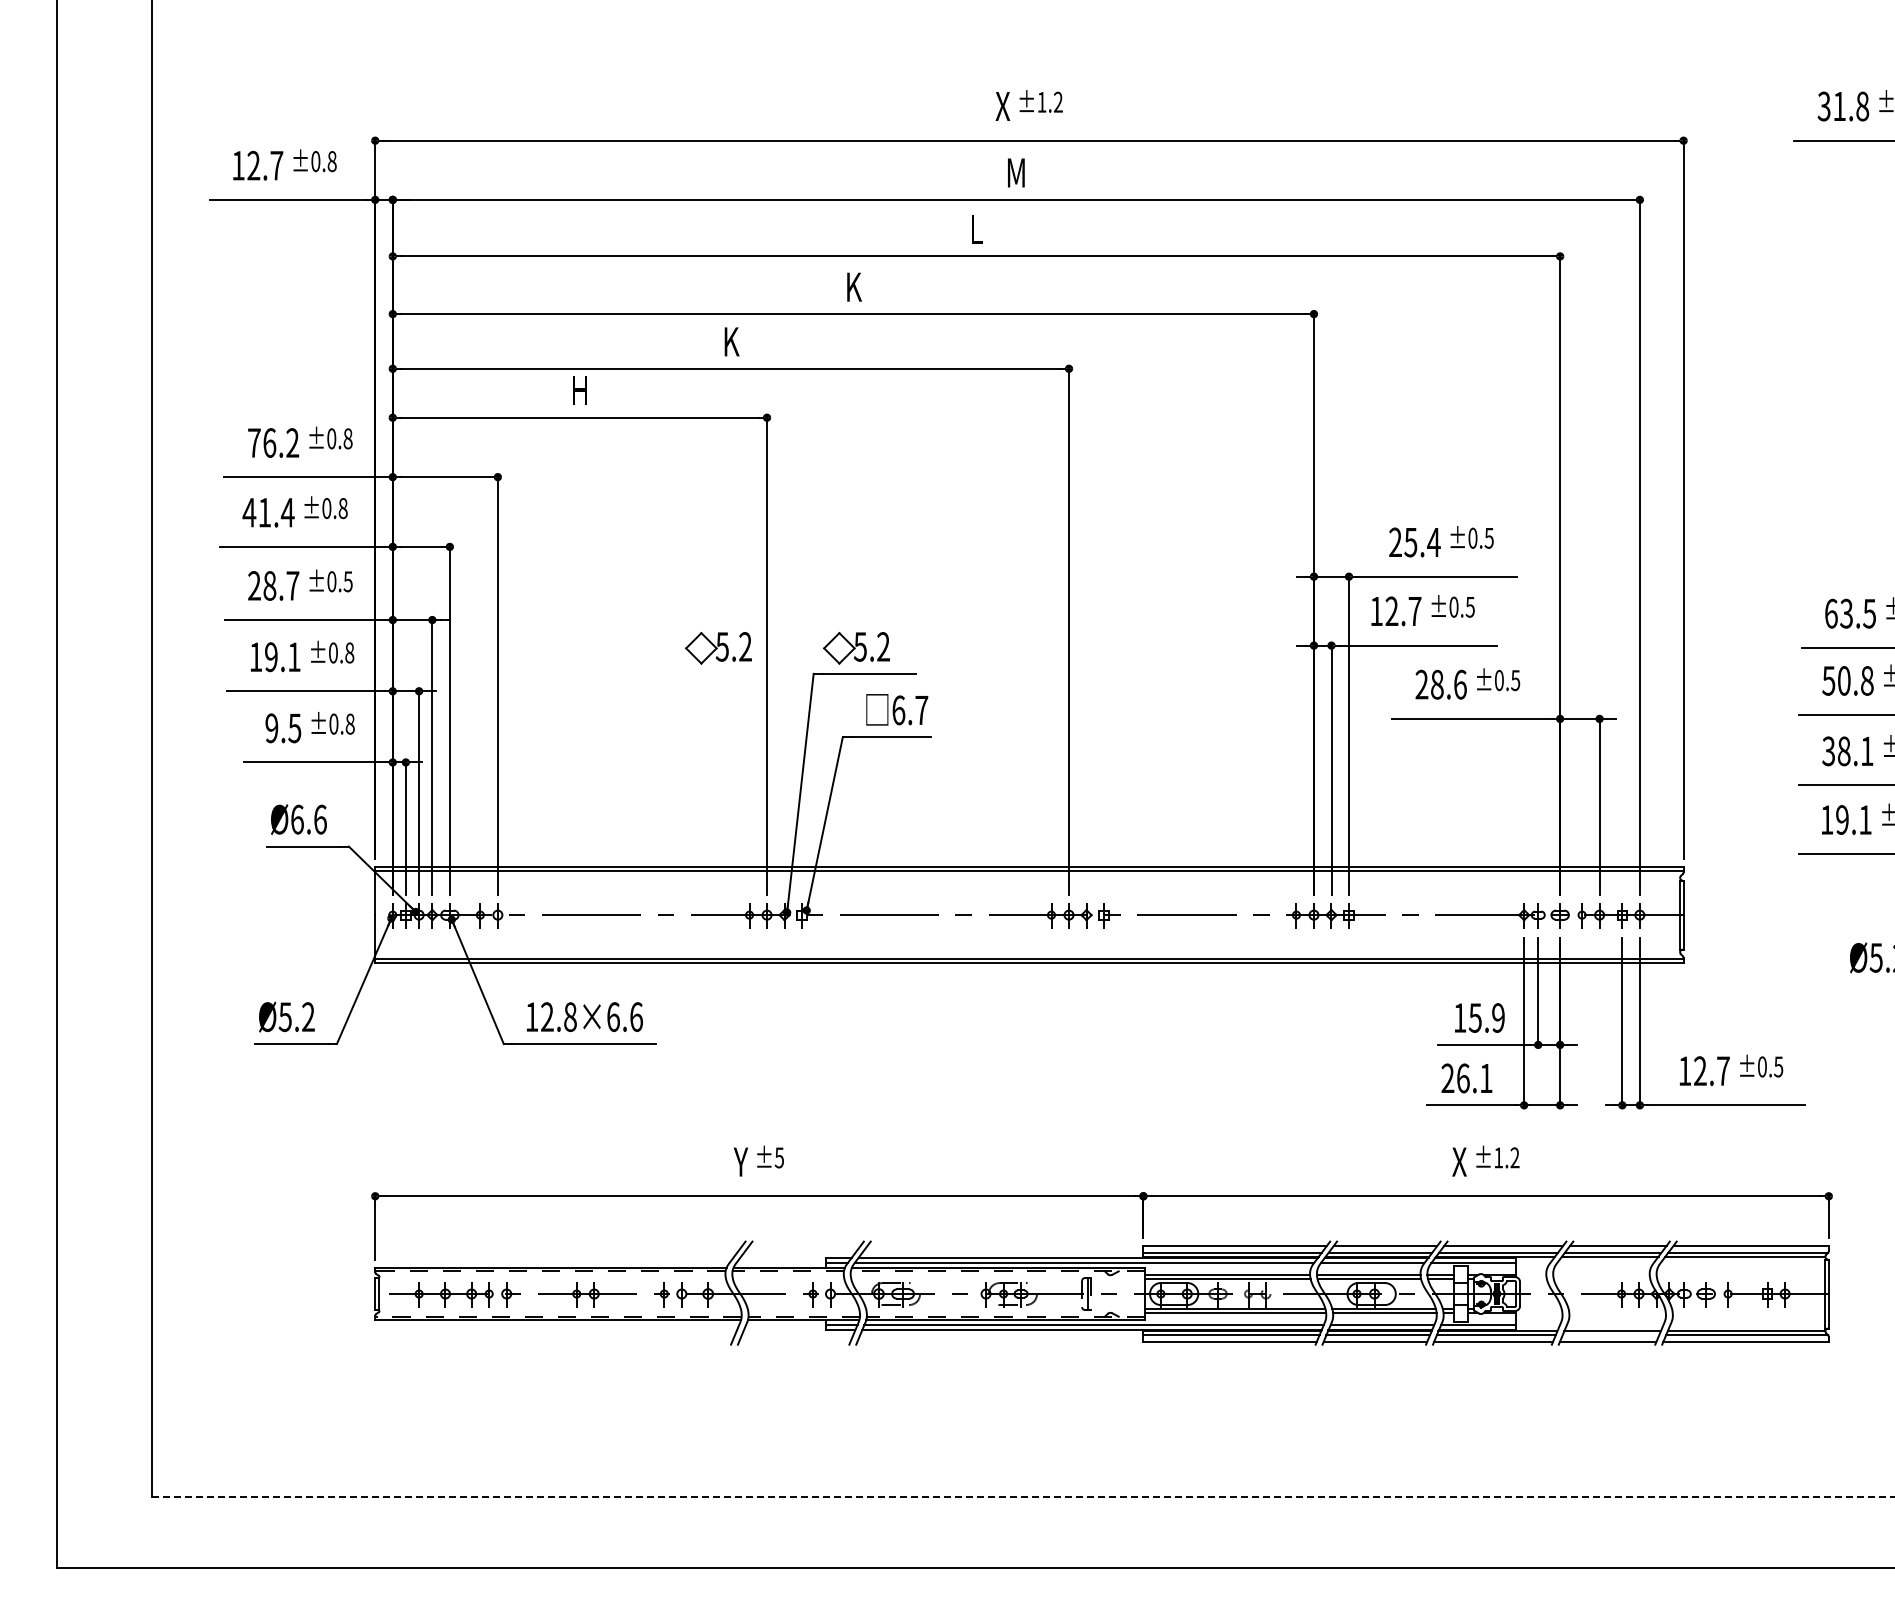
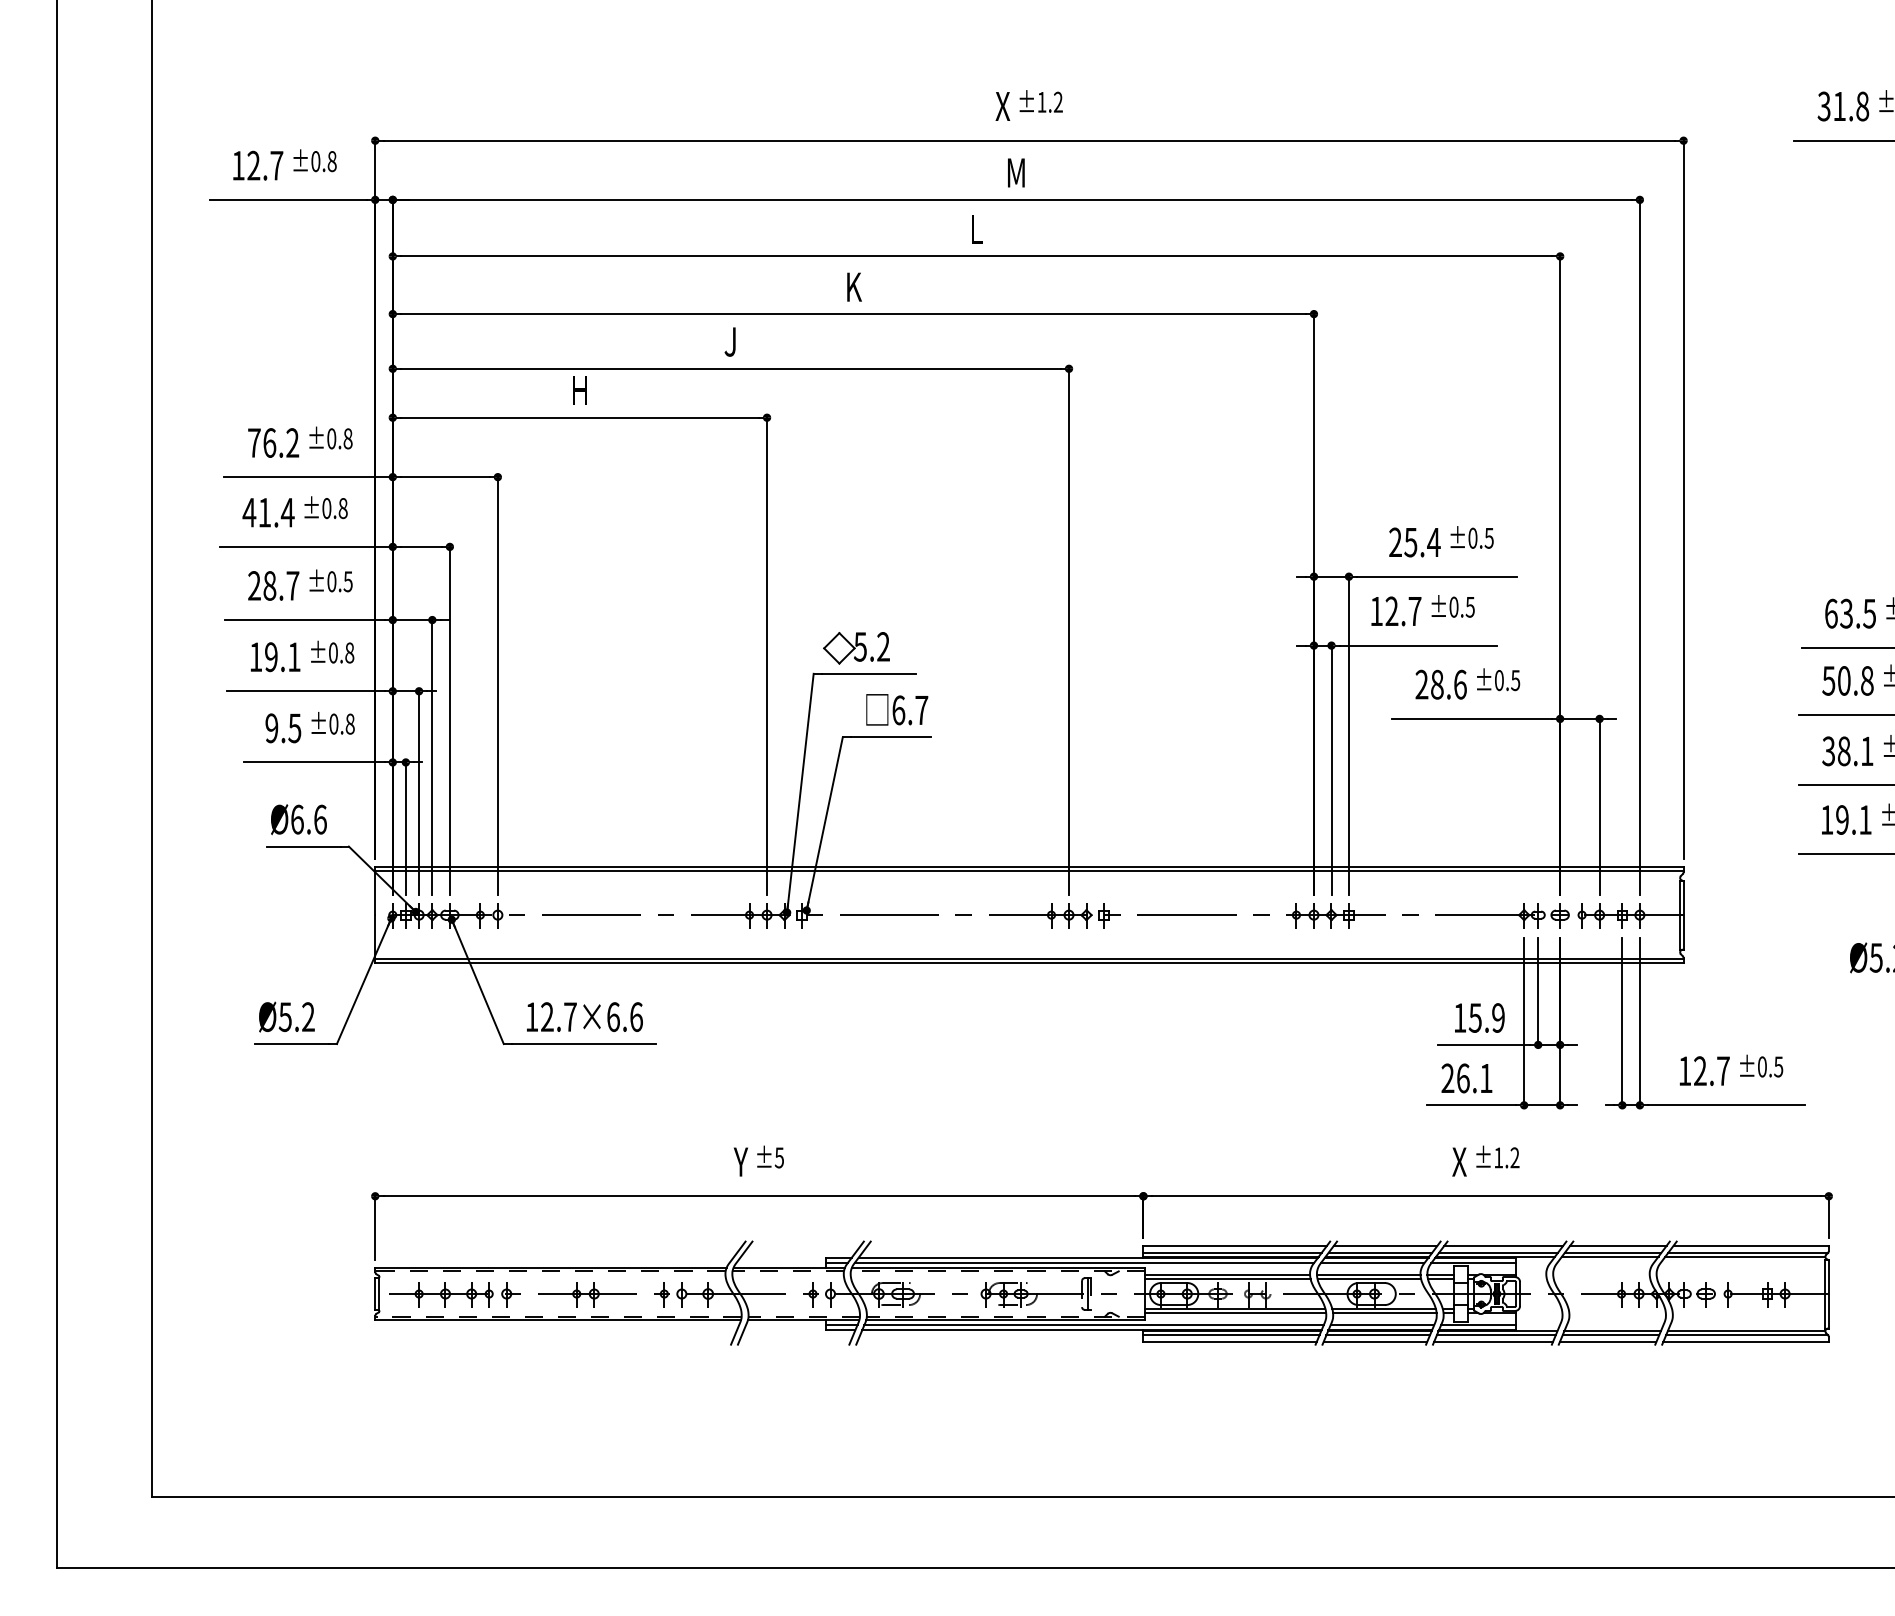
text: K -> J (731, 341)
part: present -> none (718, 648)
text: 12.8×6.6 -> 12.7×6.6 (570, 1017)
line: none -> present (1610, 1335)
line: dashed -> solid (1023, 1497)
